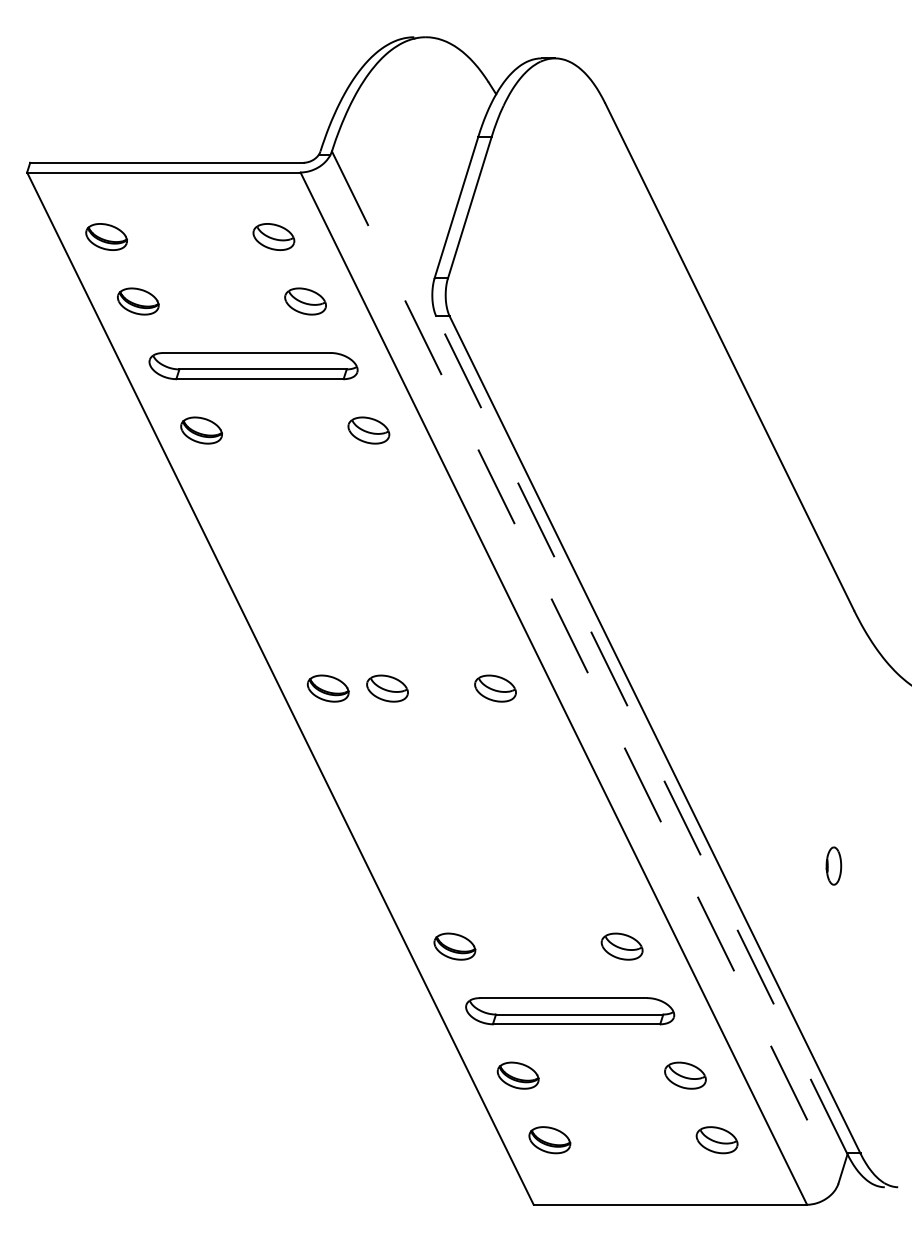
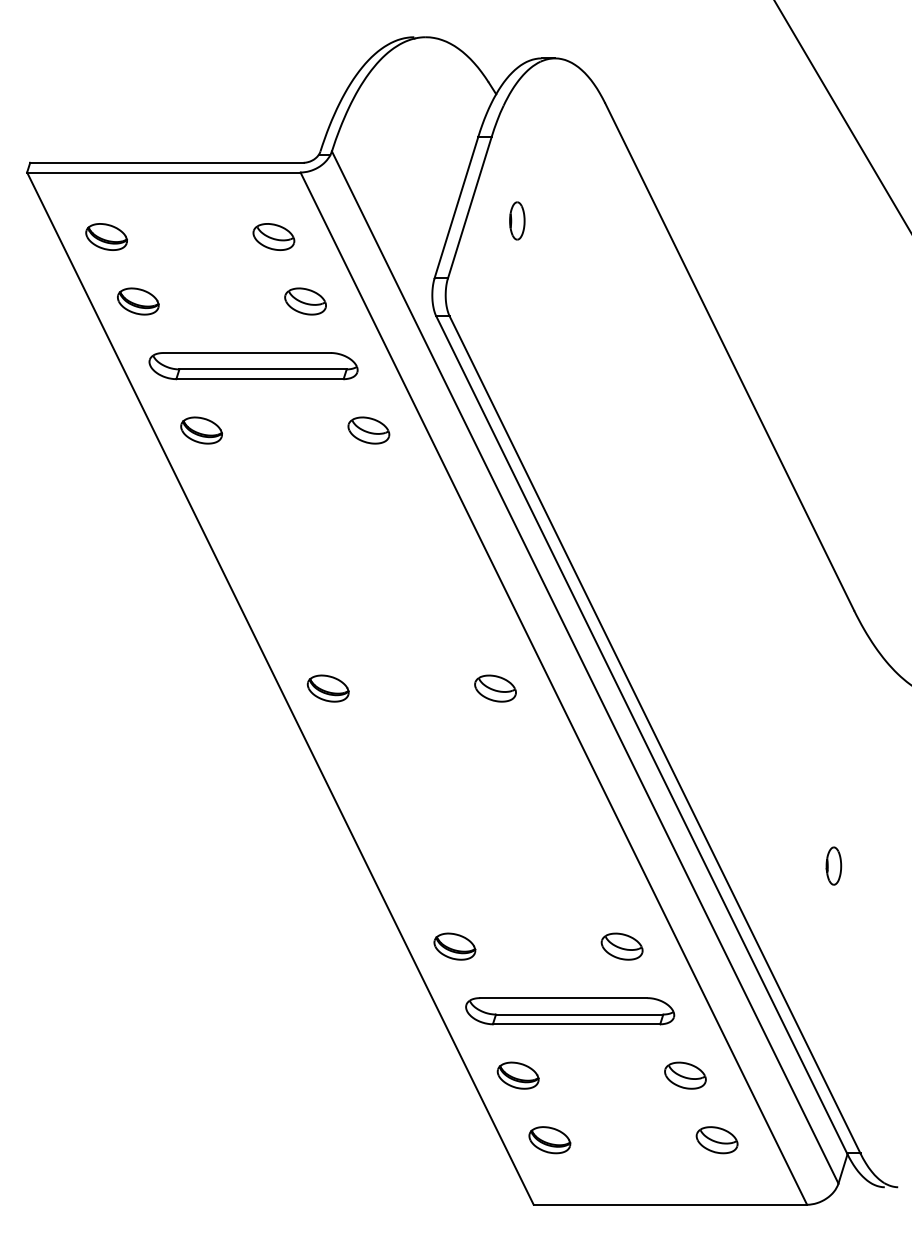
line: none -> present (841, 115)
part: none -> present (517, 220)
line: dashed -> solid (585, 667)
part: present -> none (387, 688)
line: dashed -> solid (641, 734)
